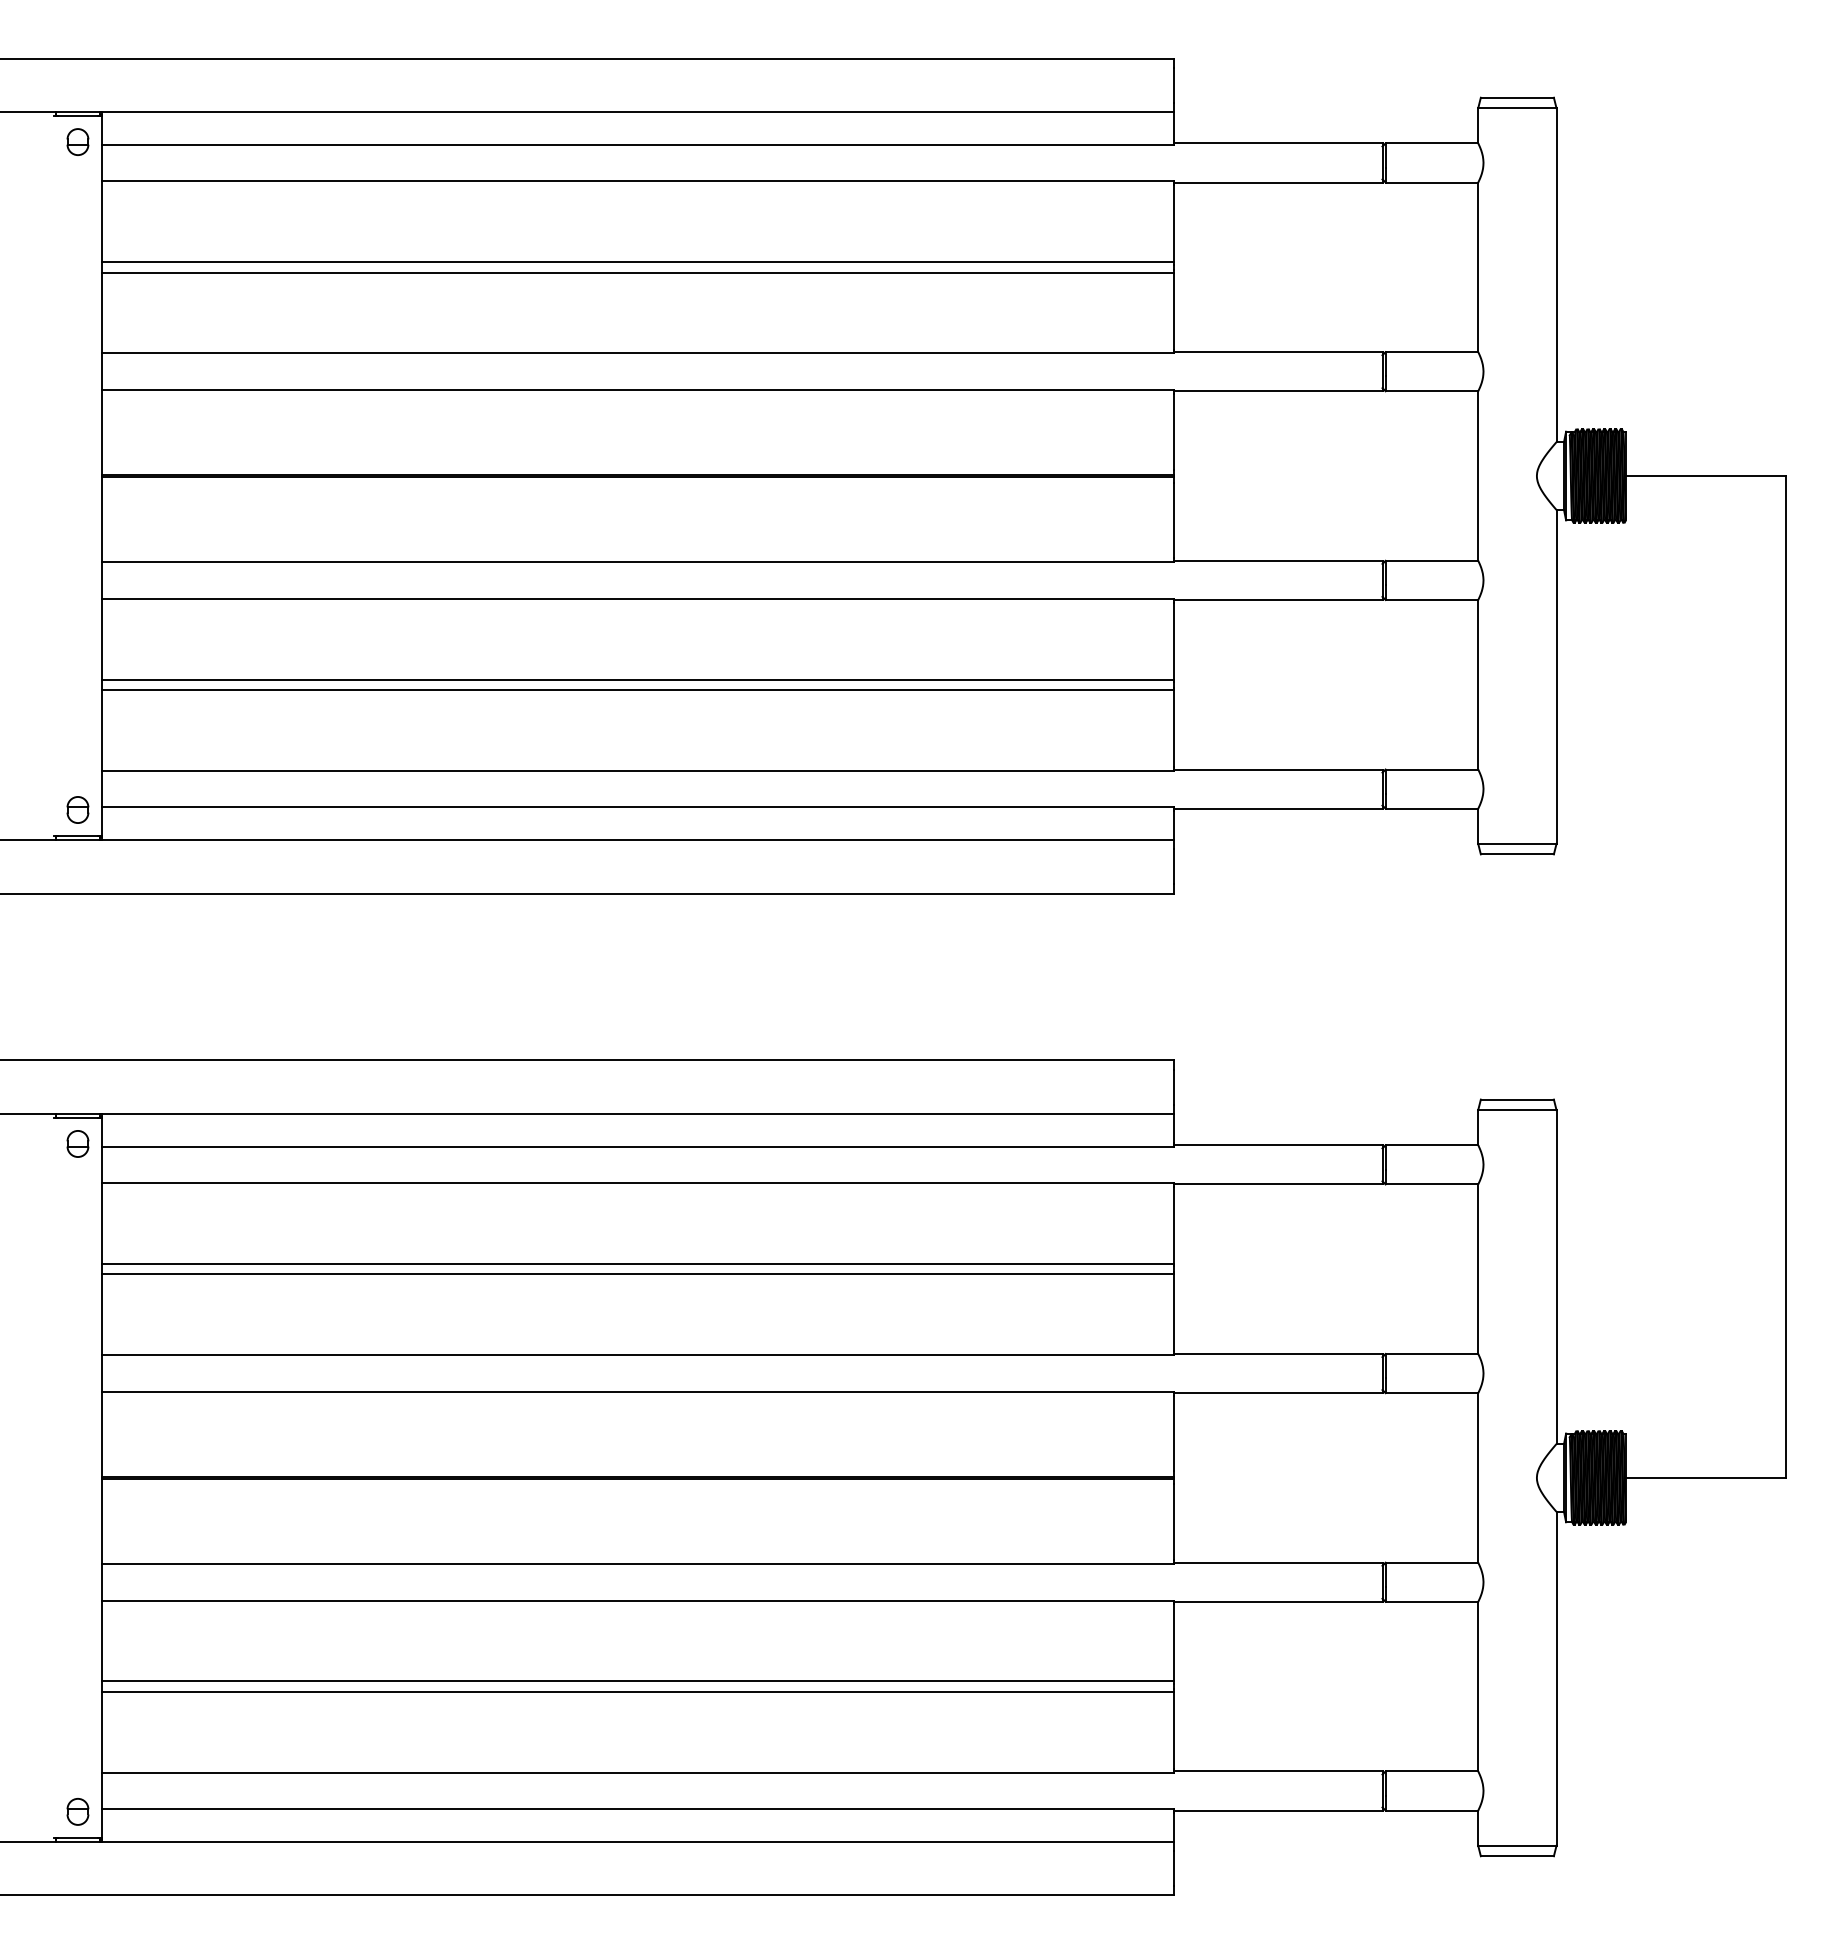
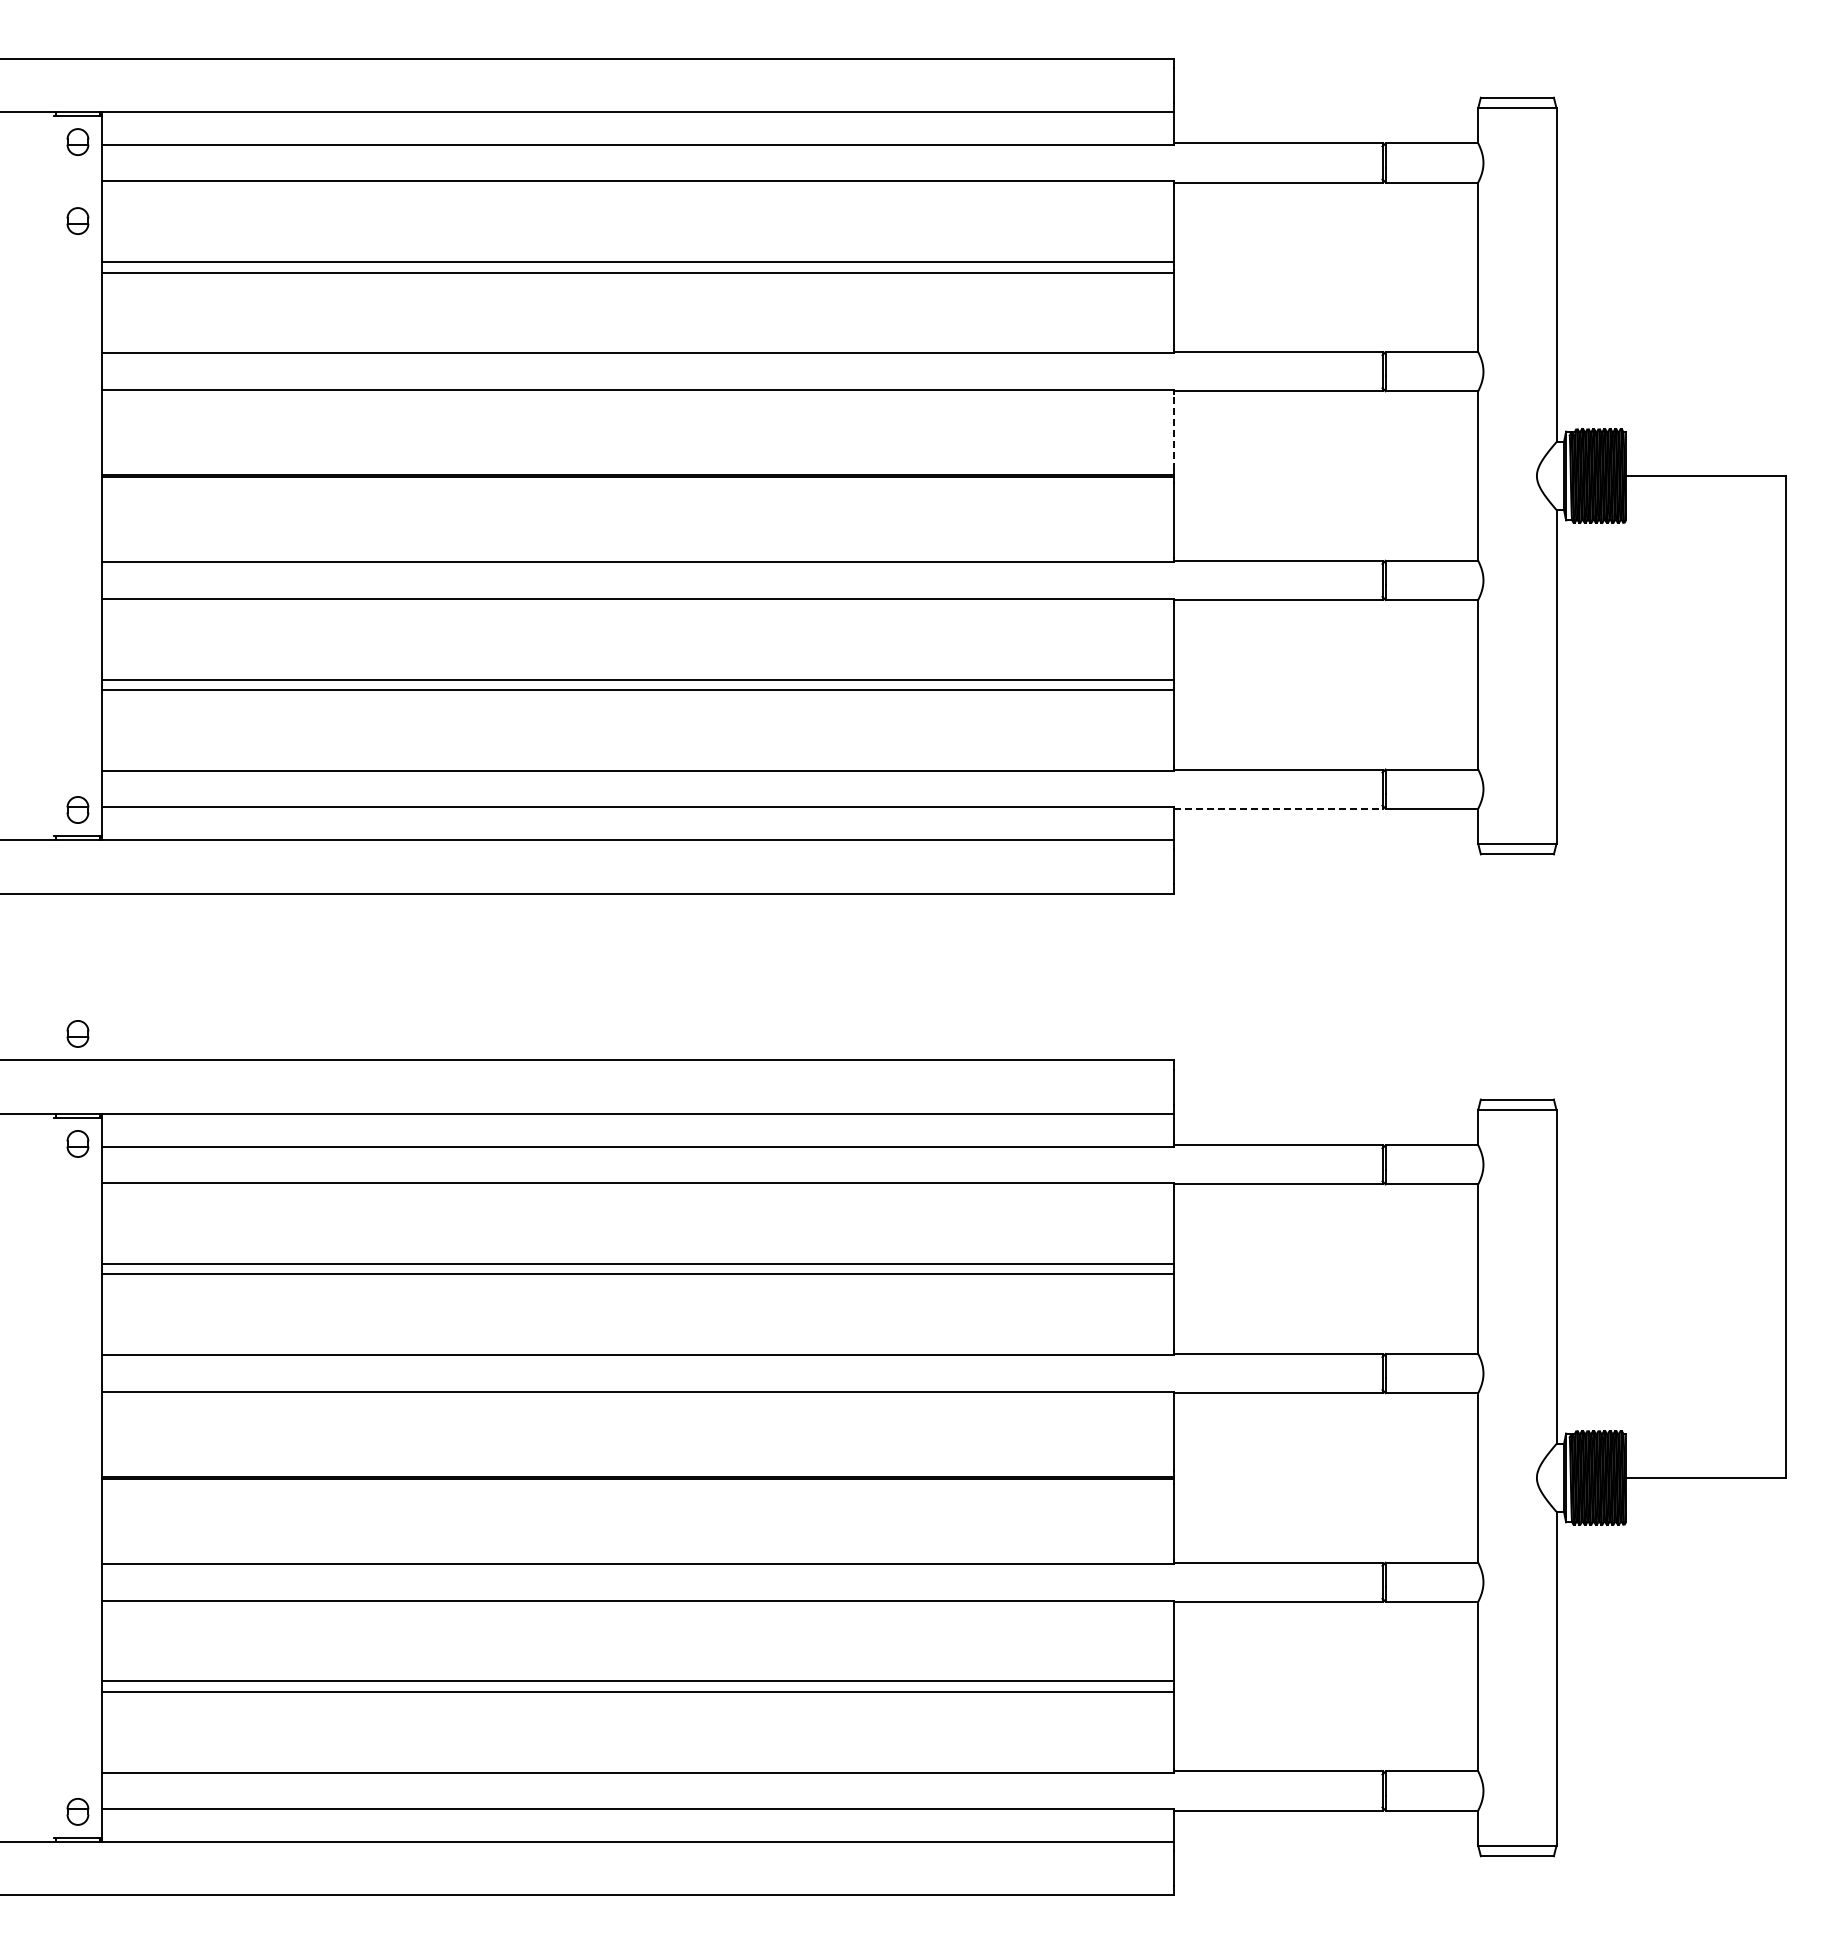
part: none -> present (77, 220)
line: solid -> dashed (1173, 431)
line: solid -> dashed (1278, 808)
part: none -> present (77, 1033)
